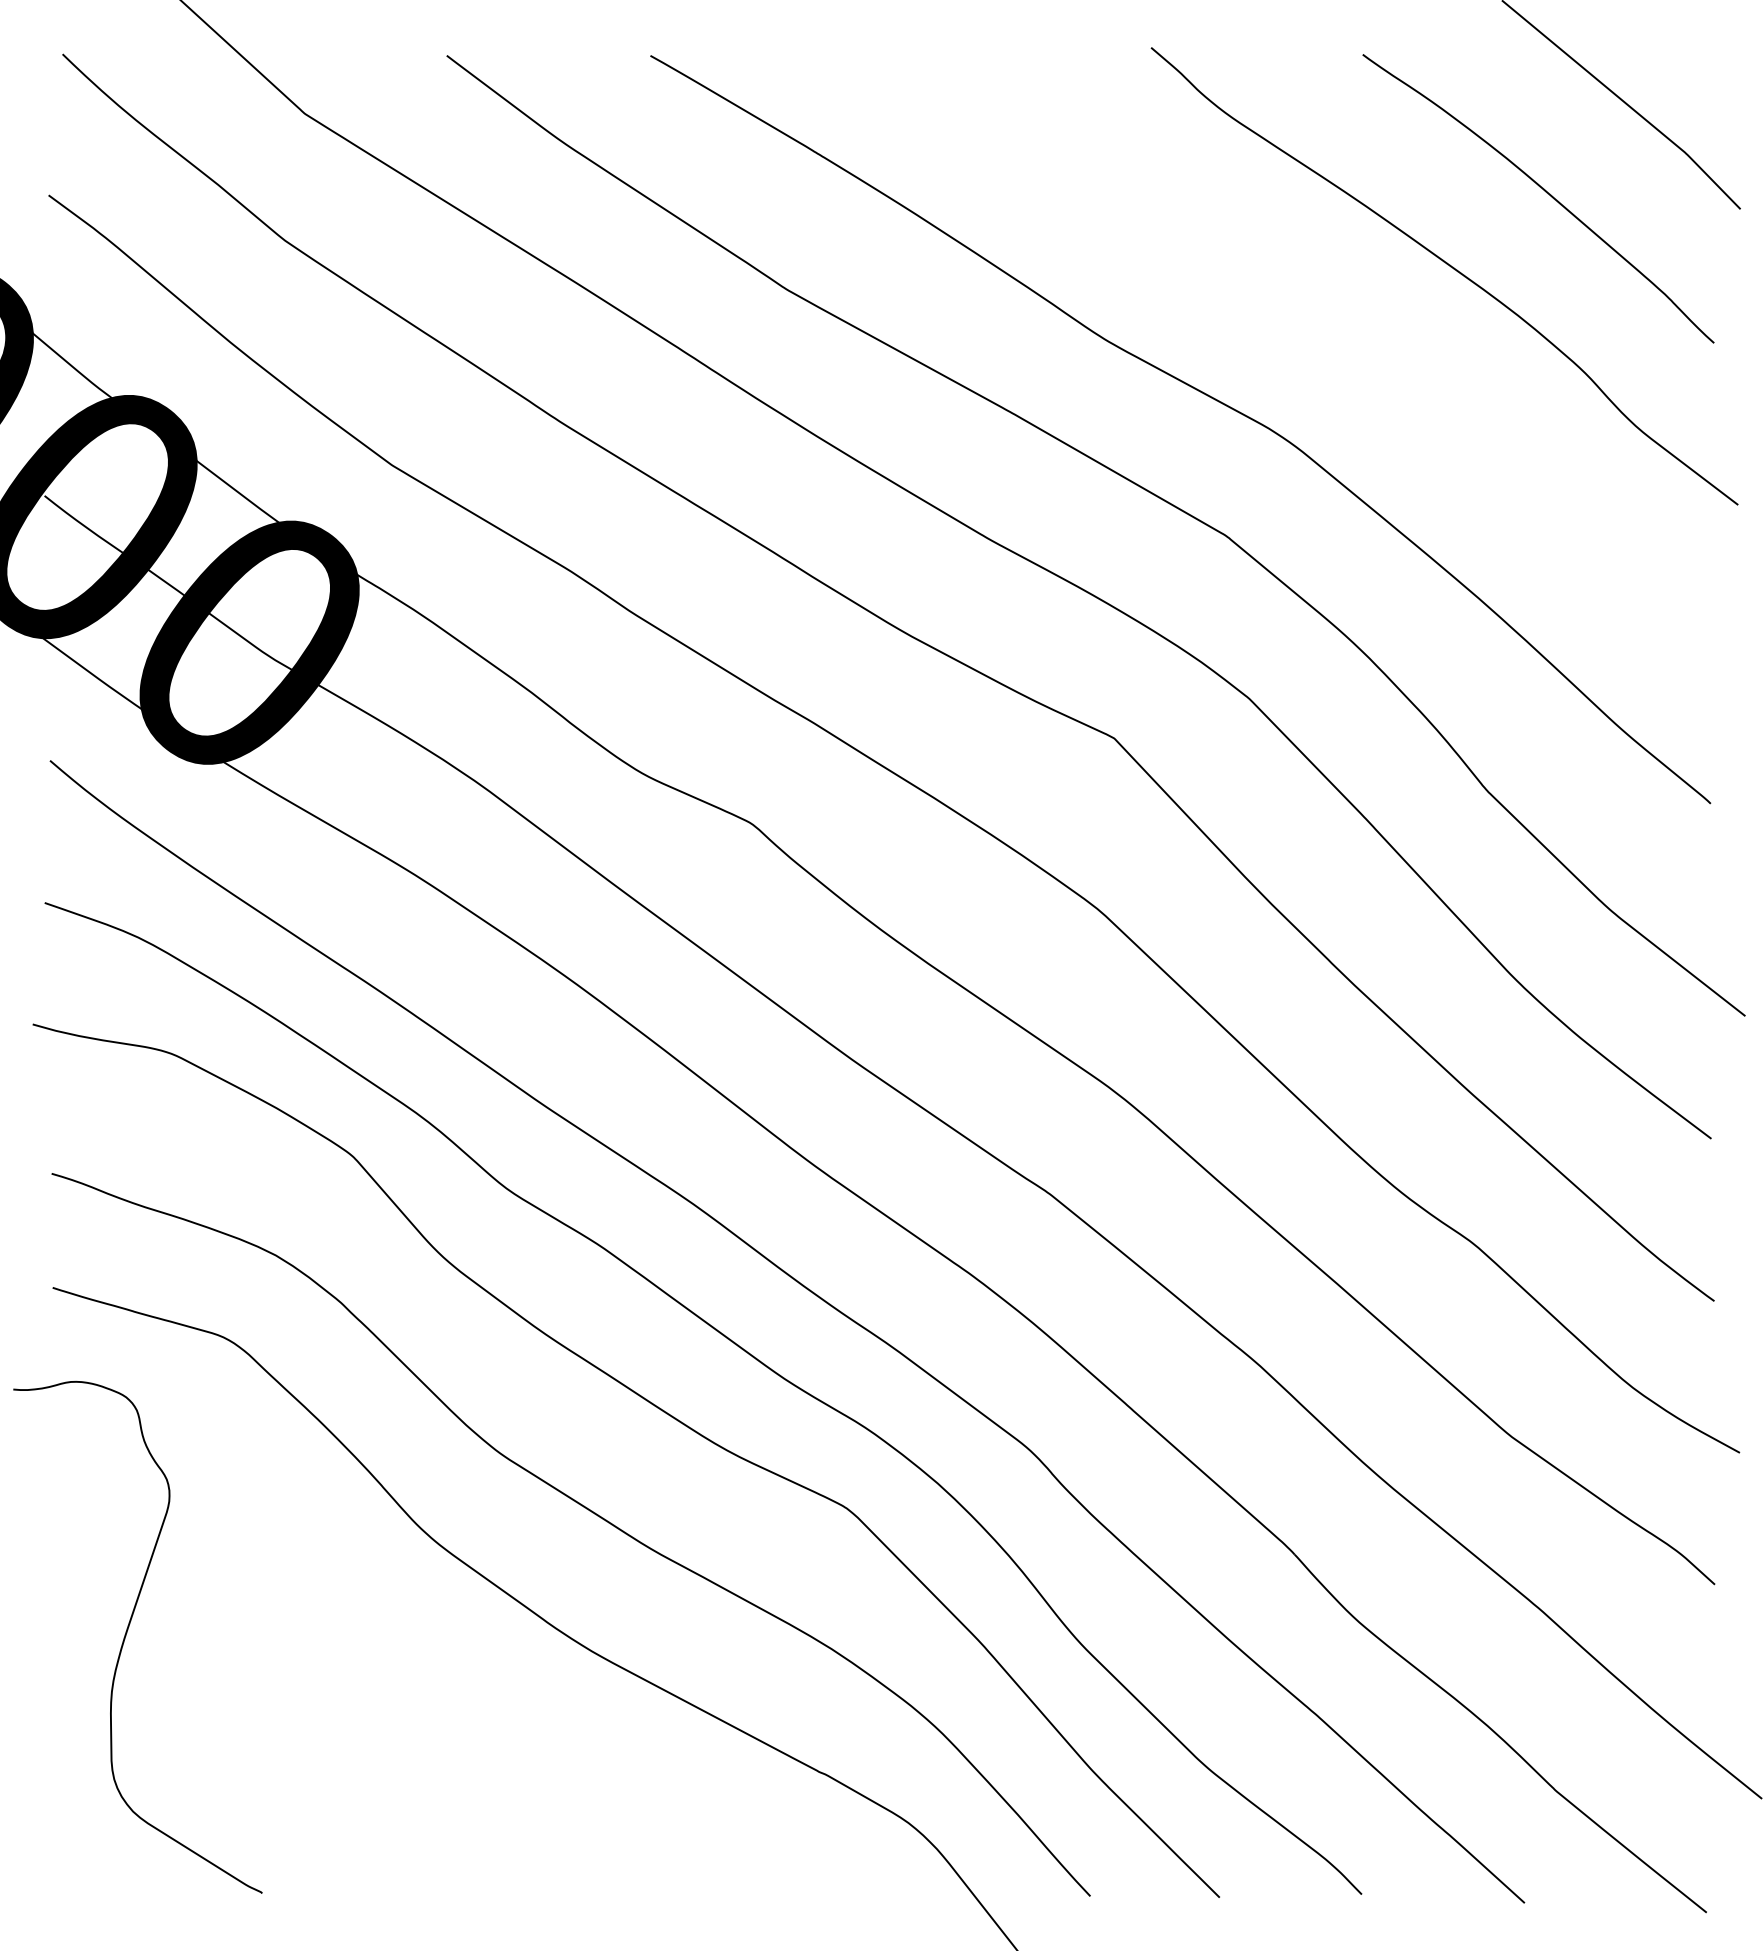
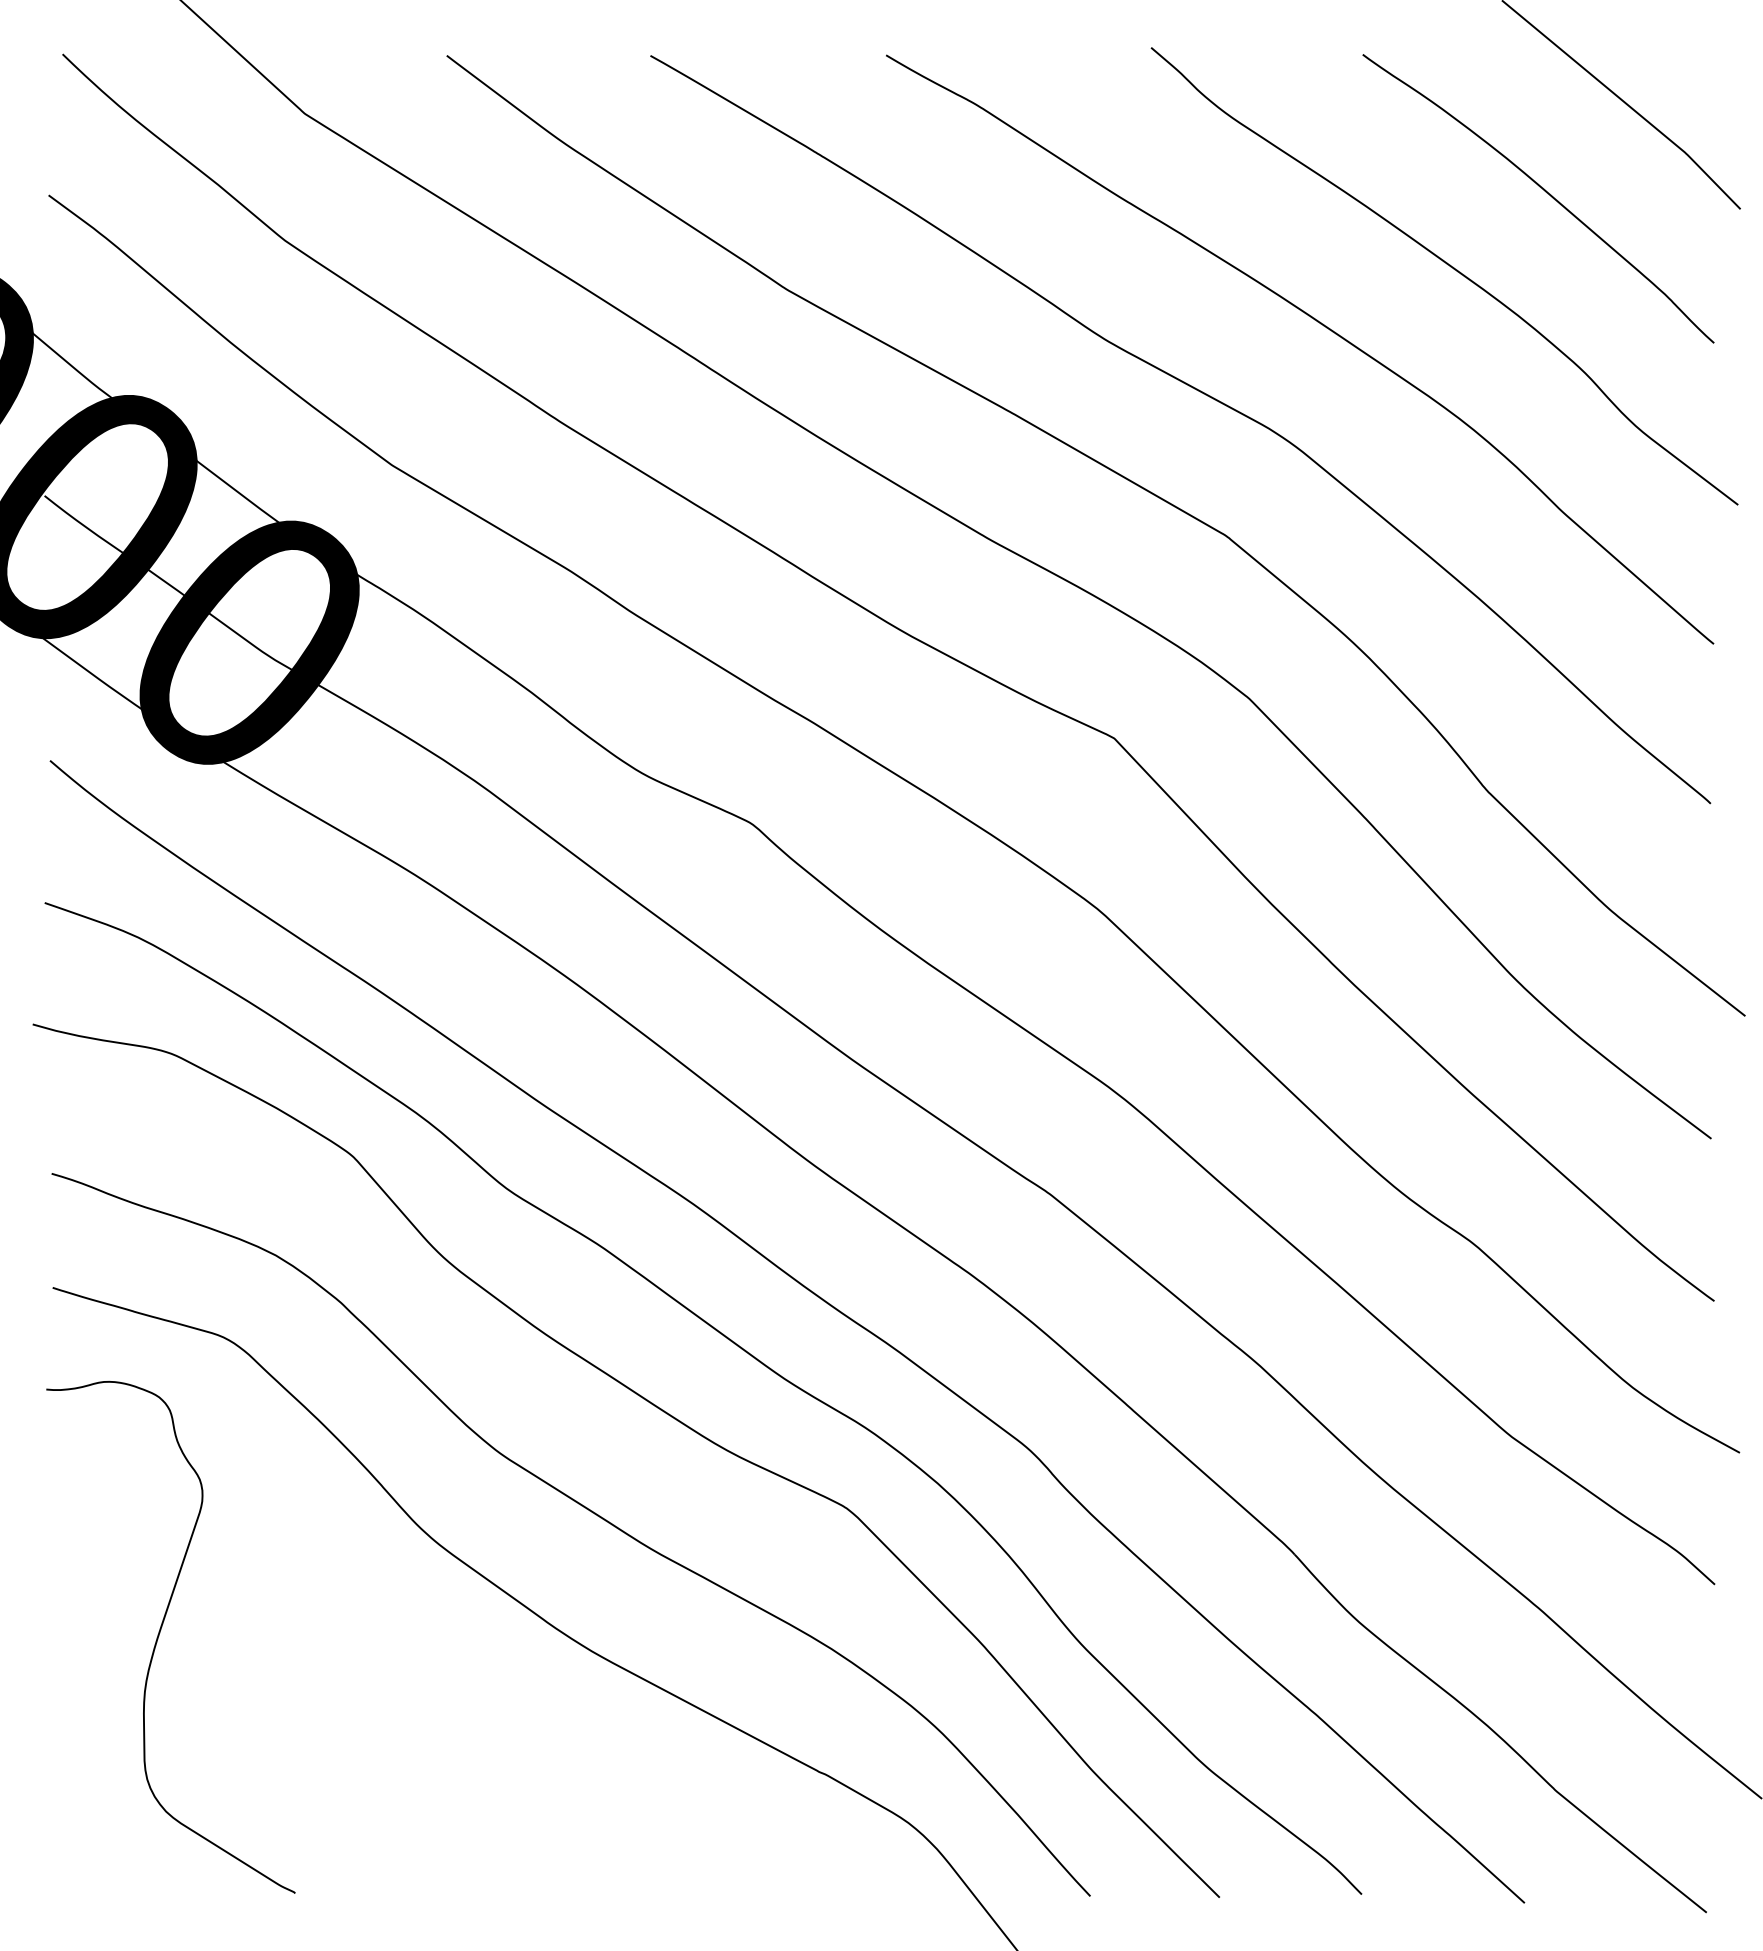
curve: none -> present (1317, 322)
curve position: (127, 1633) -> (160, 1633) (160, 1633)
